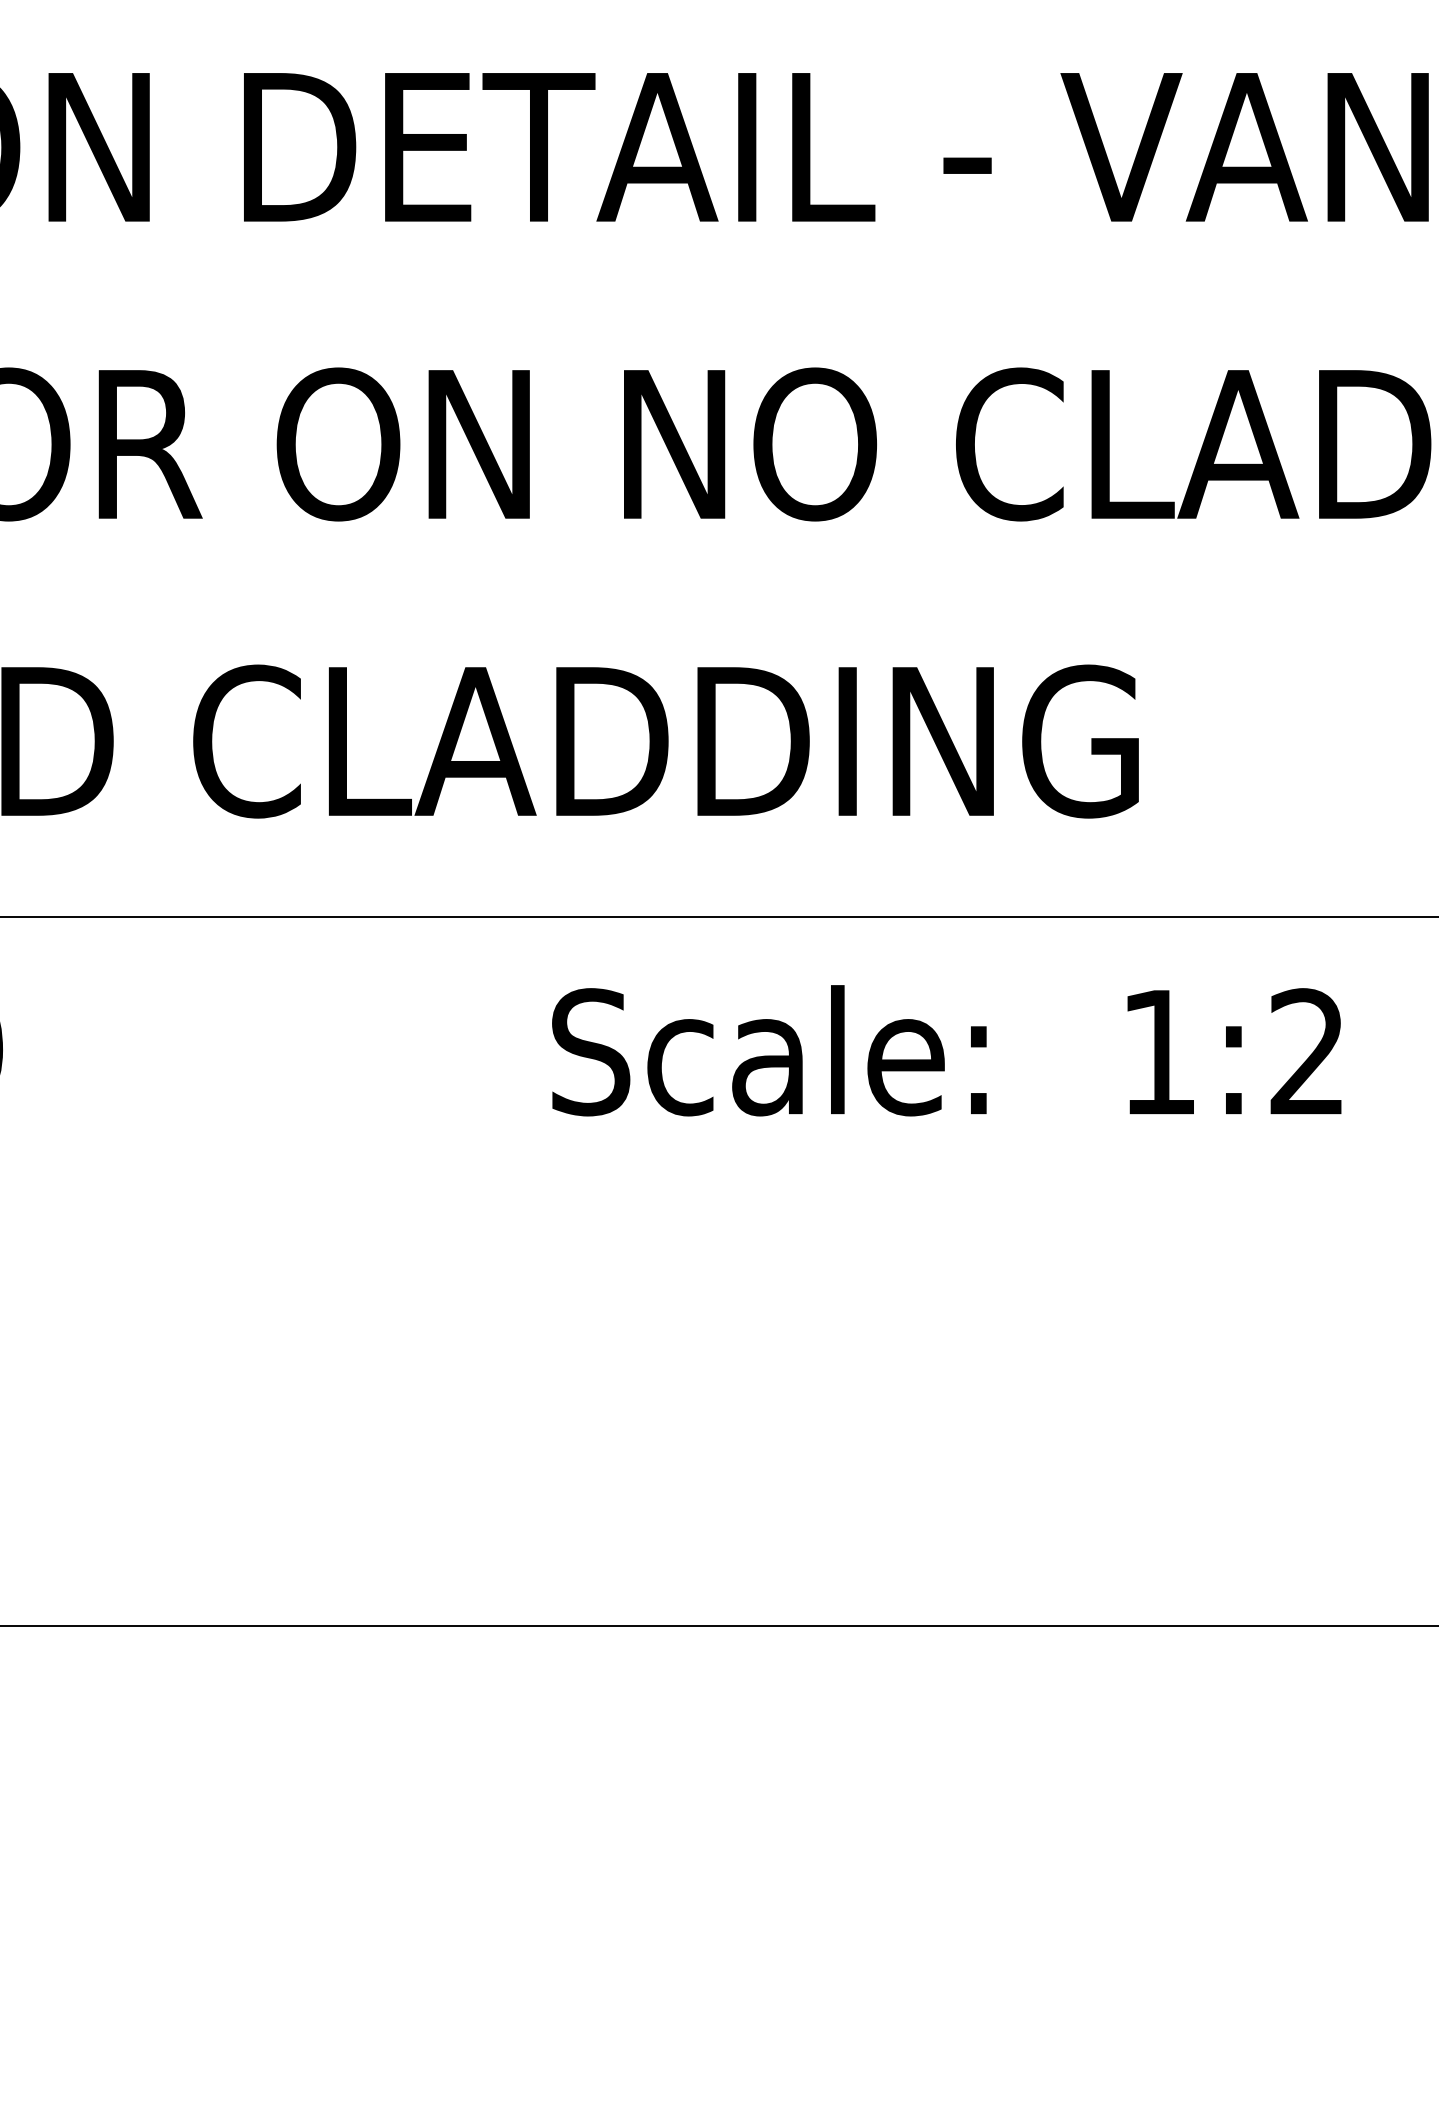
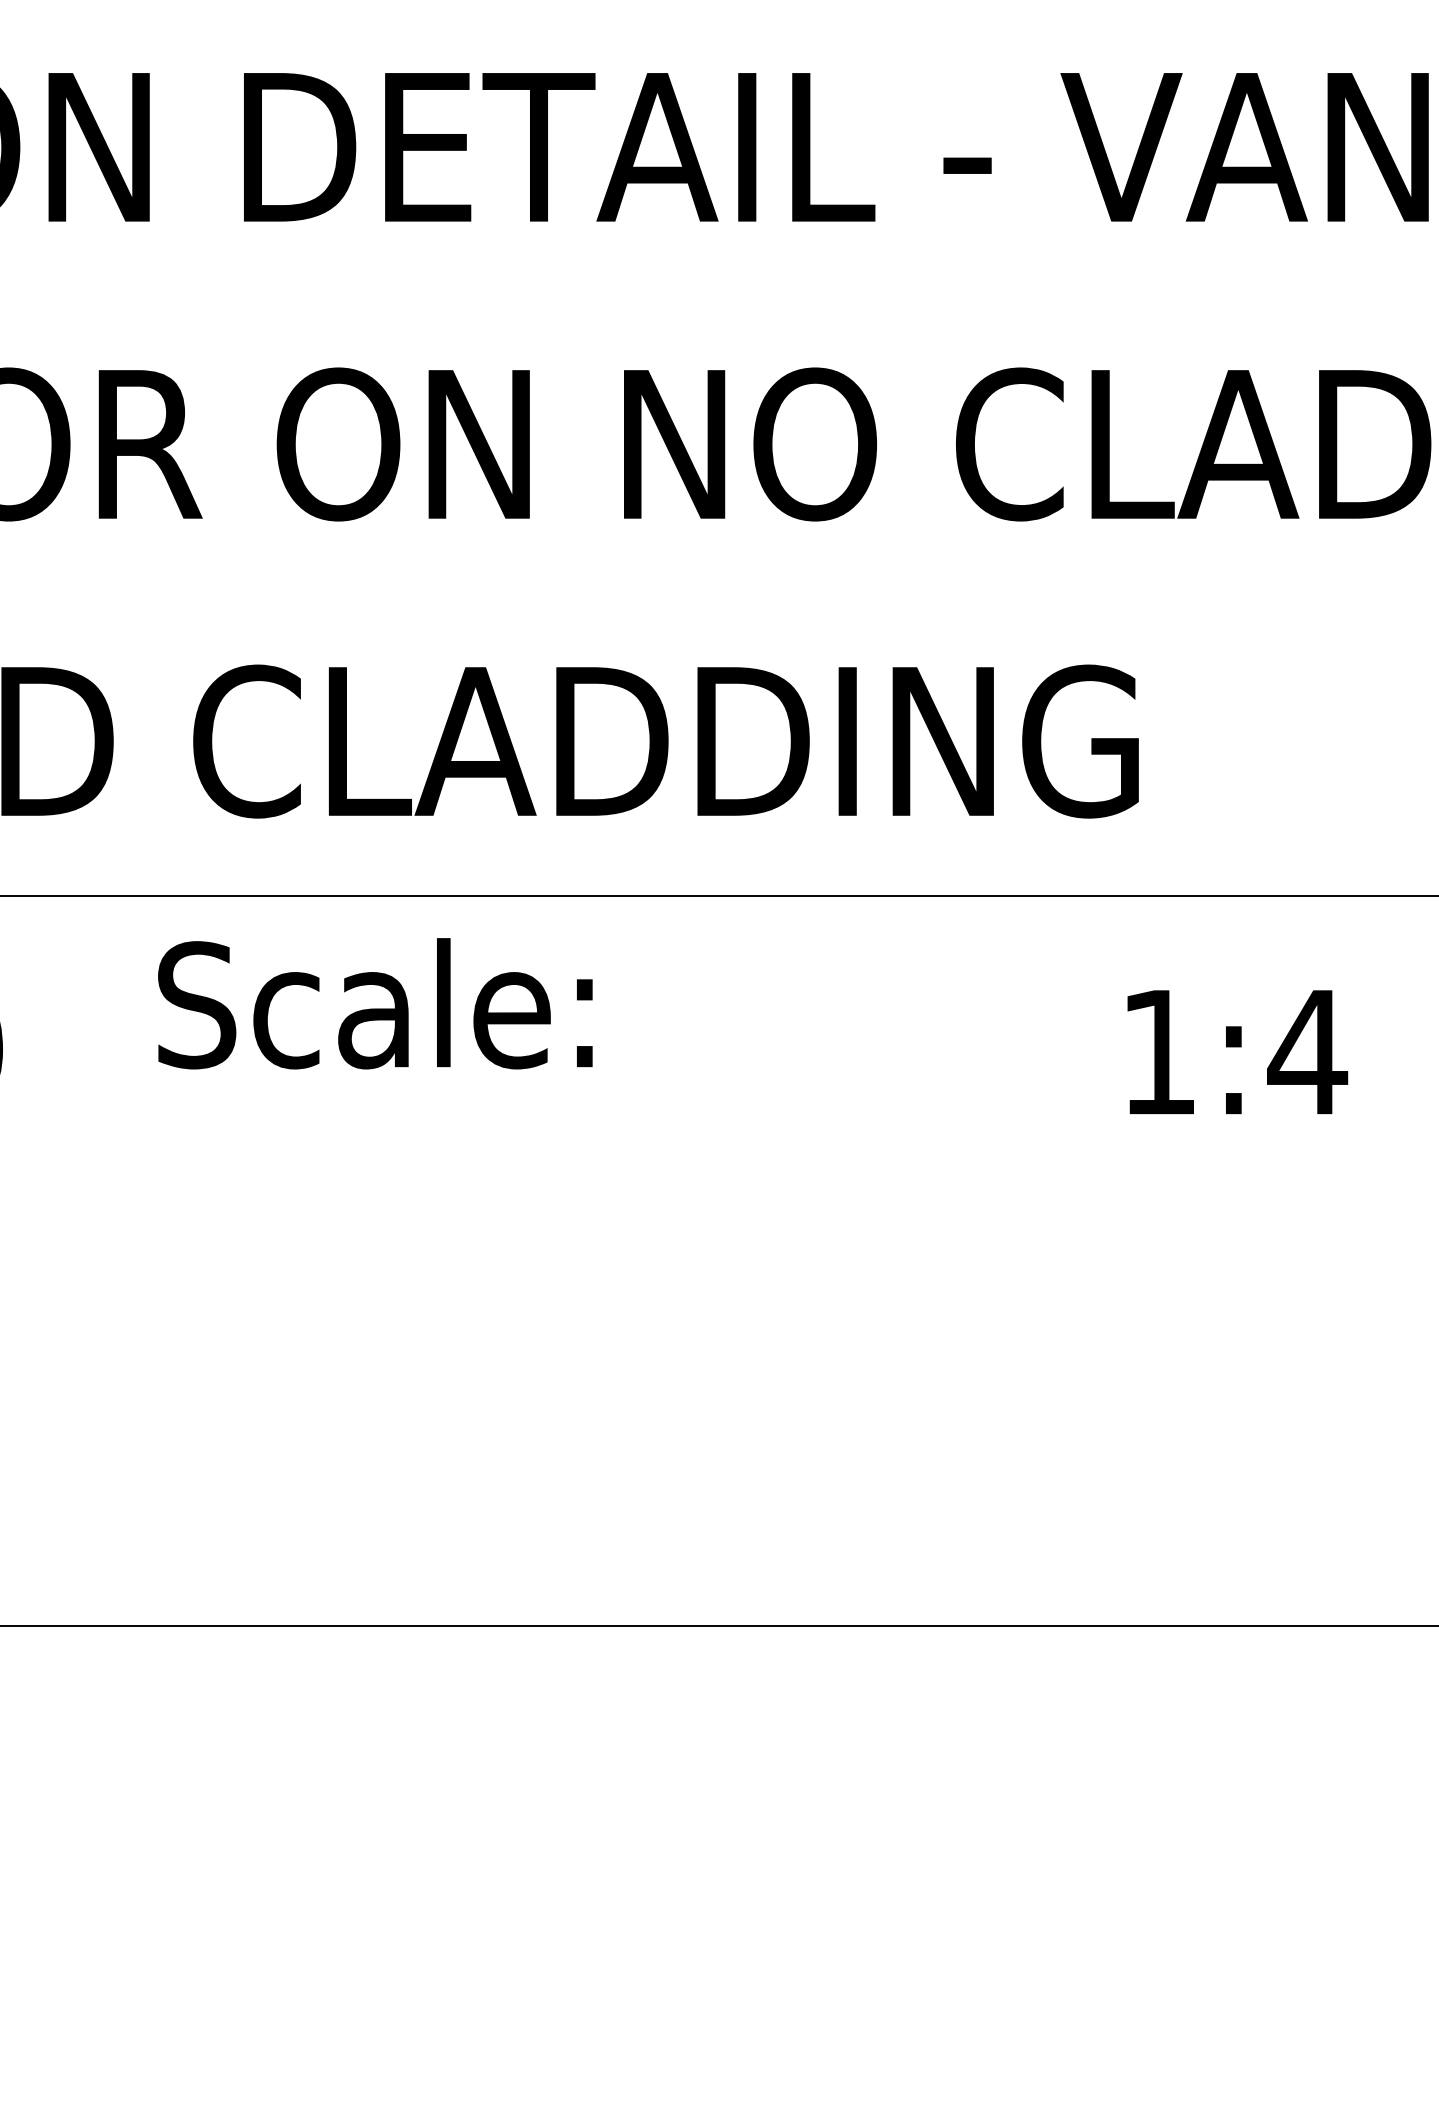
line position: (718, 916) -> (718, 895) (718, 895)
text position: (769, 1050) -> (375, 1003) (375, 1003)
text: 1:2 -> 1:4 (1307, 1051)
